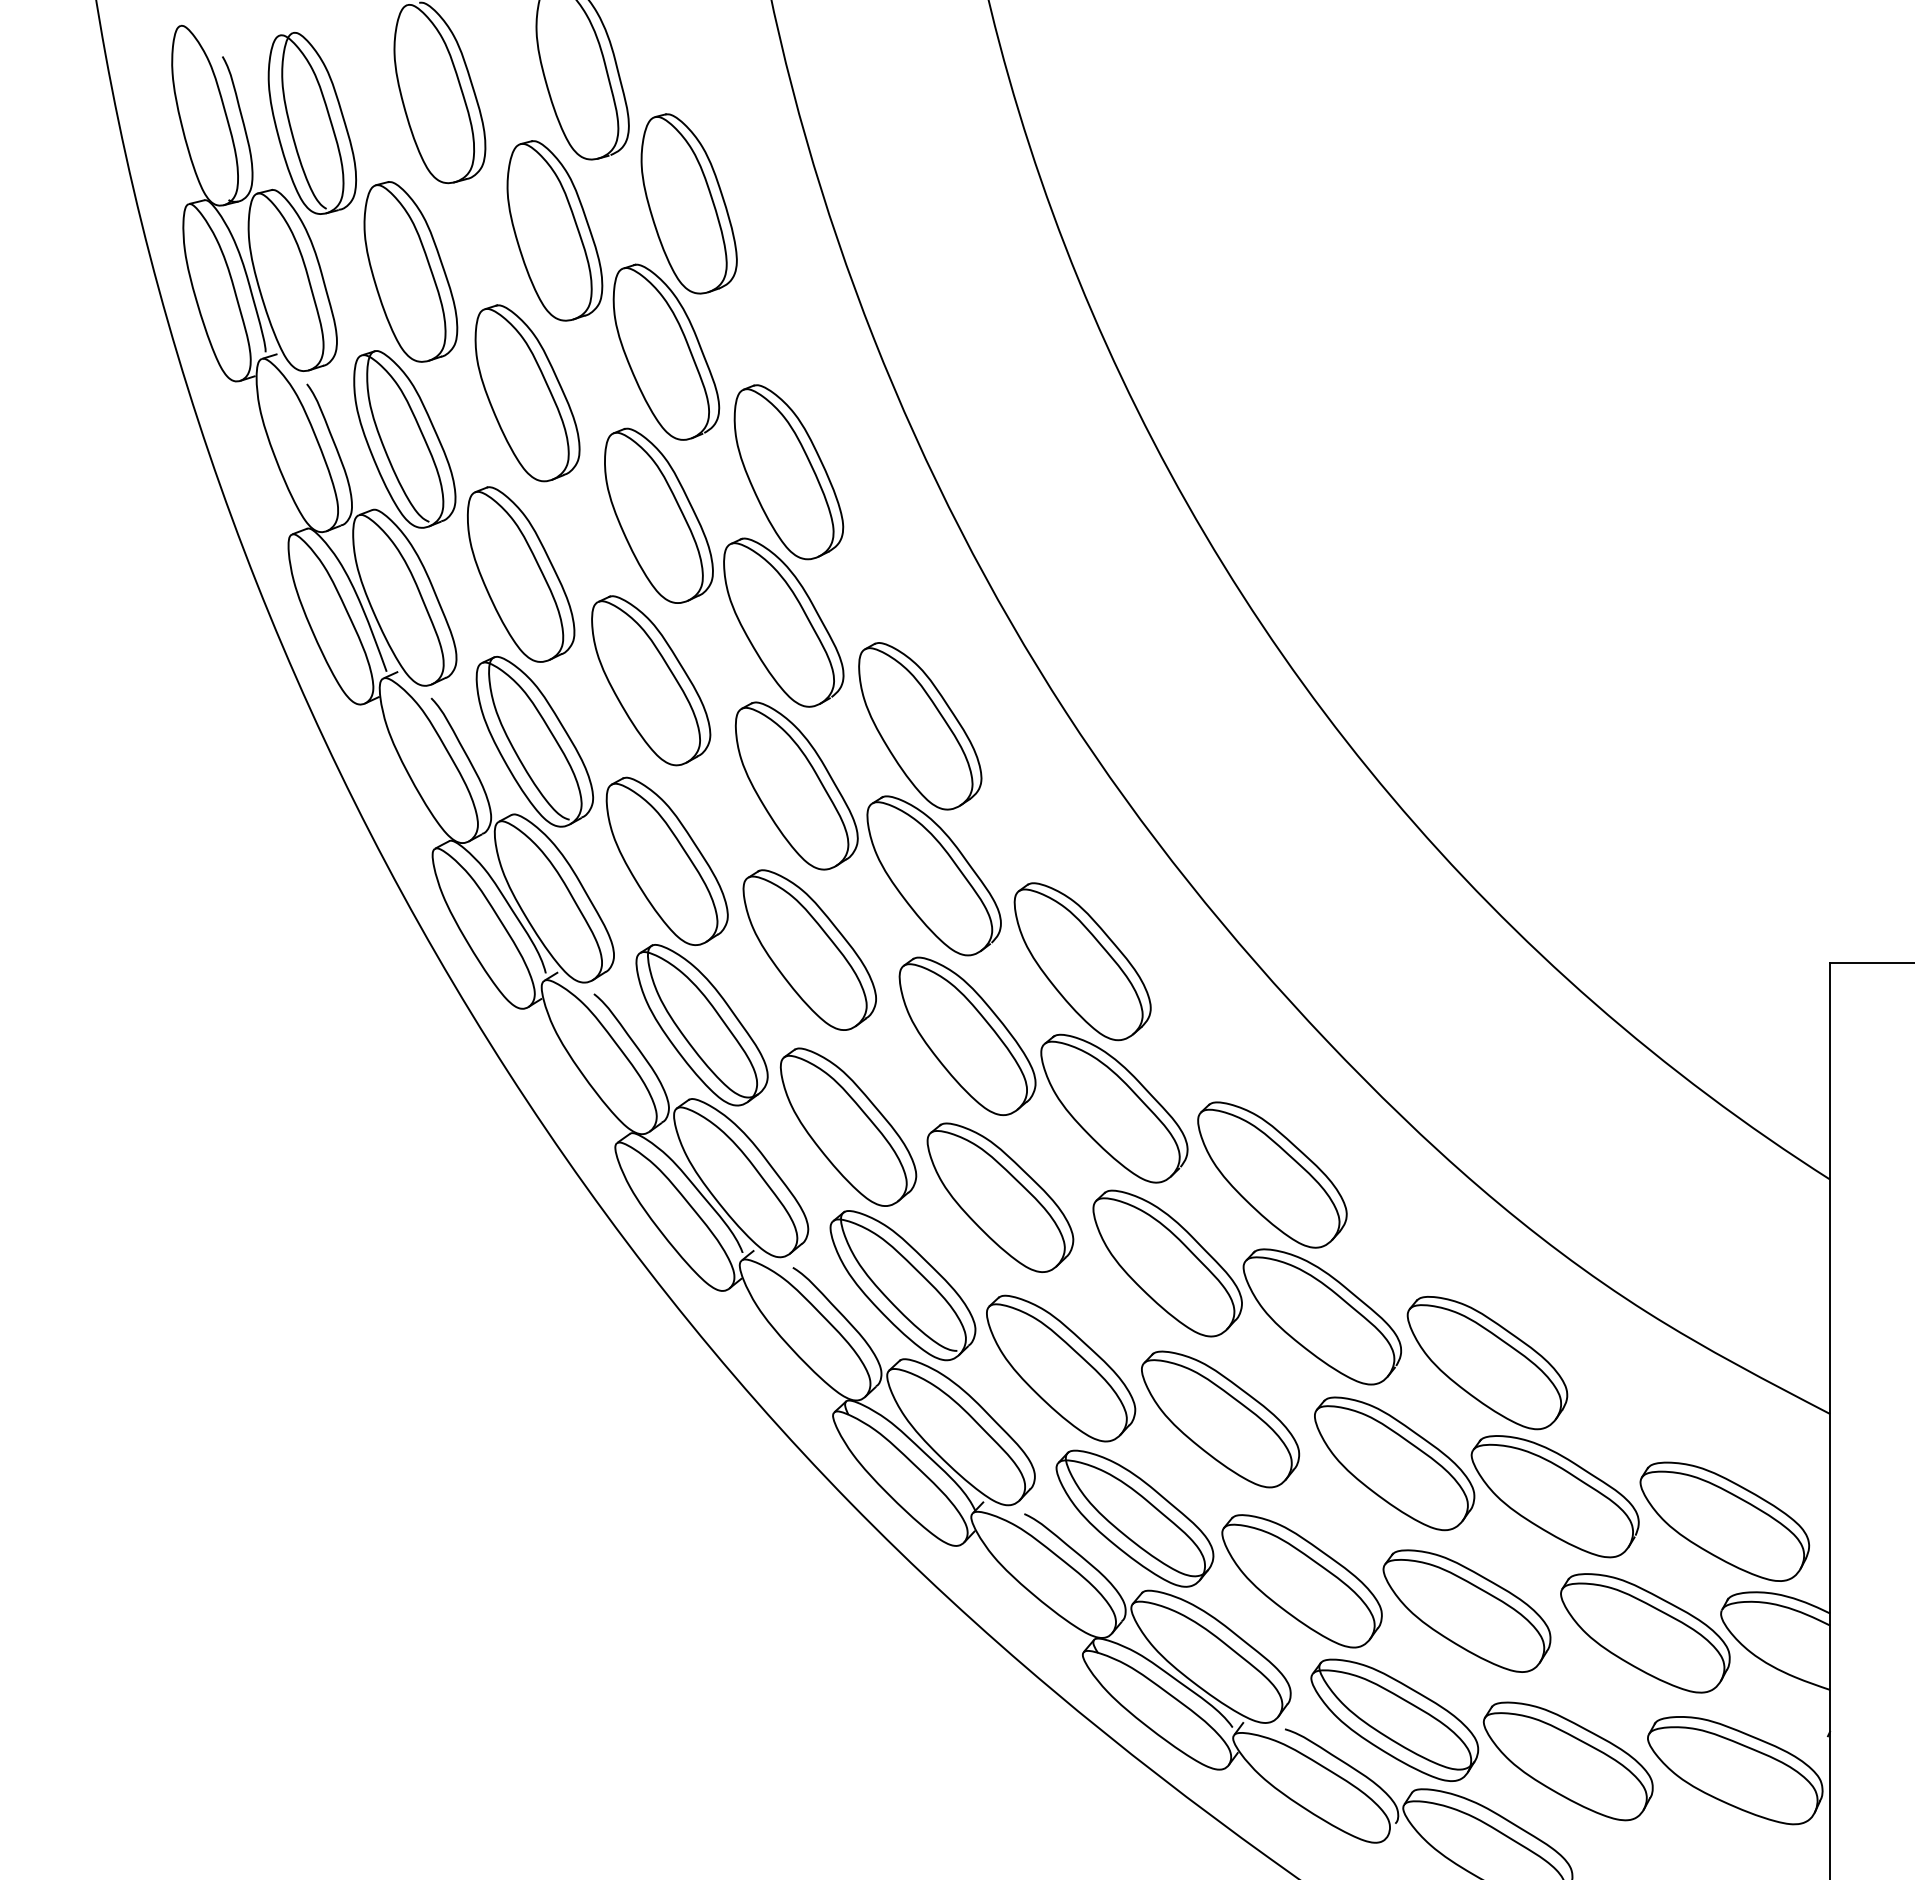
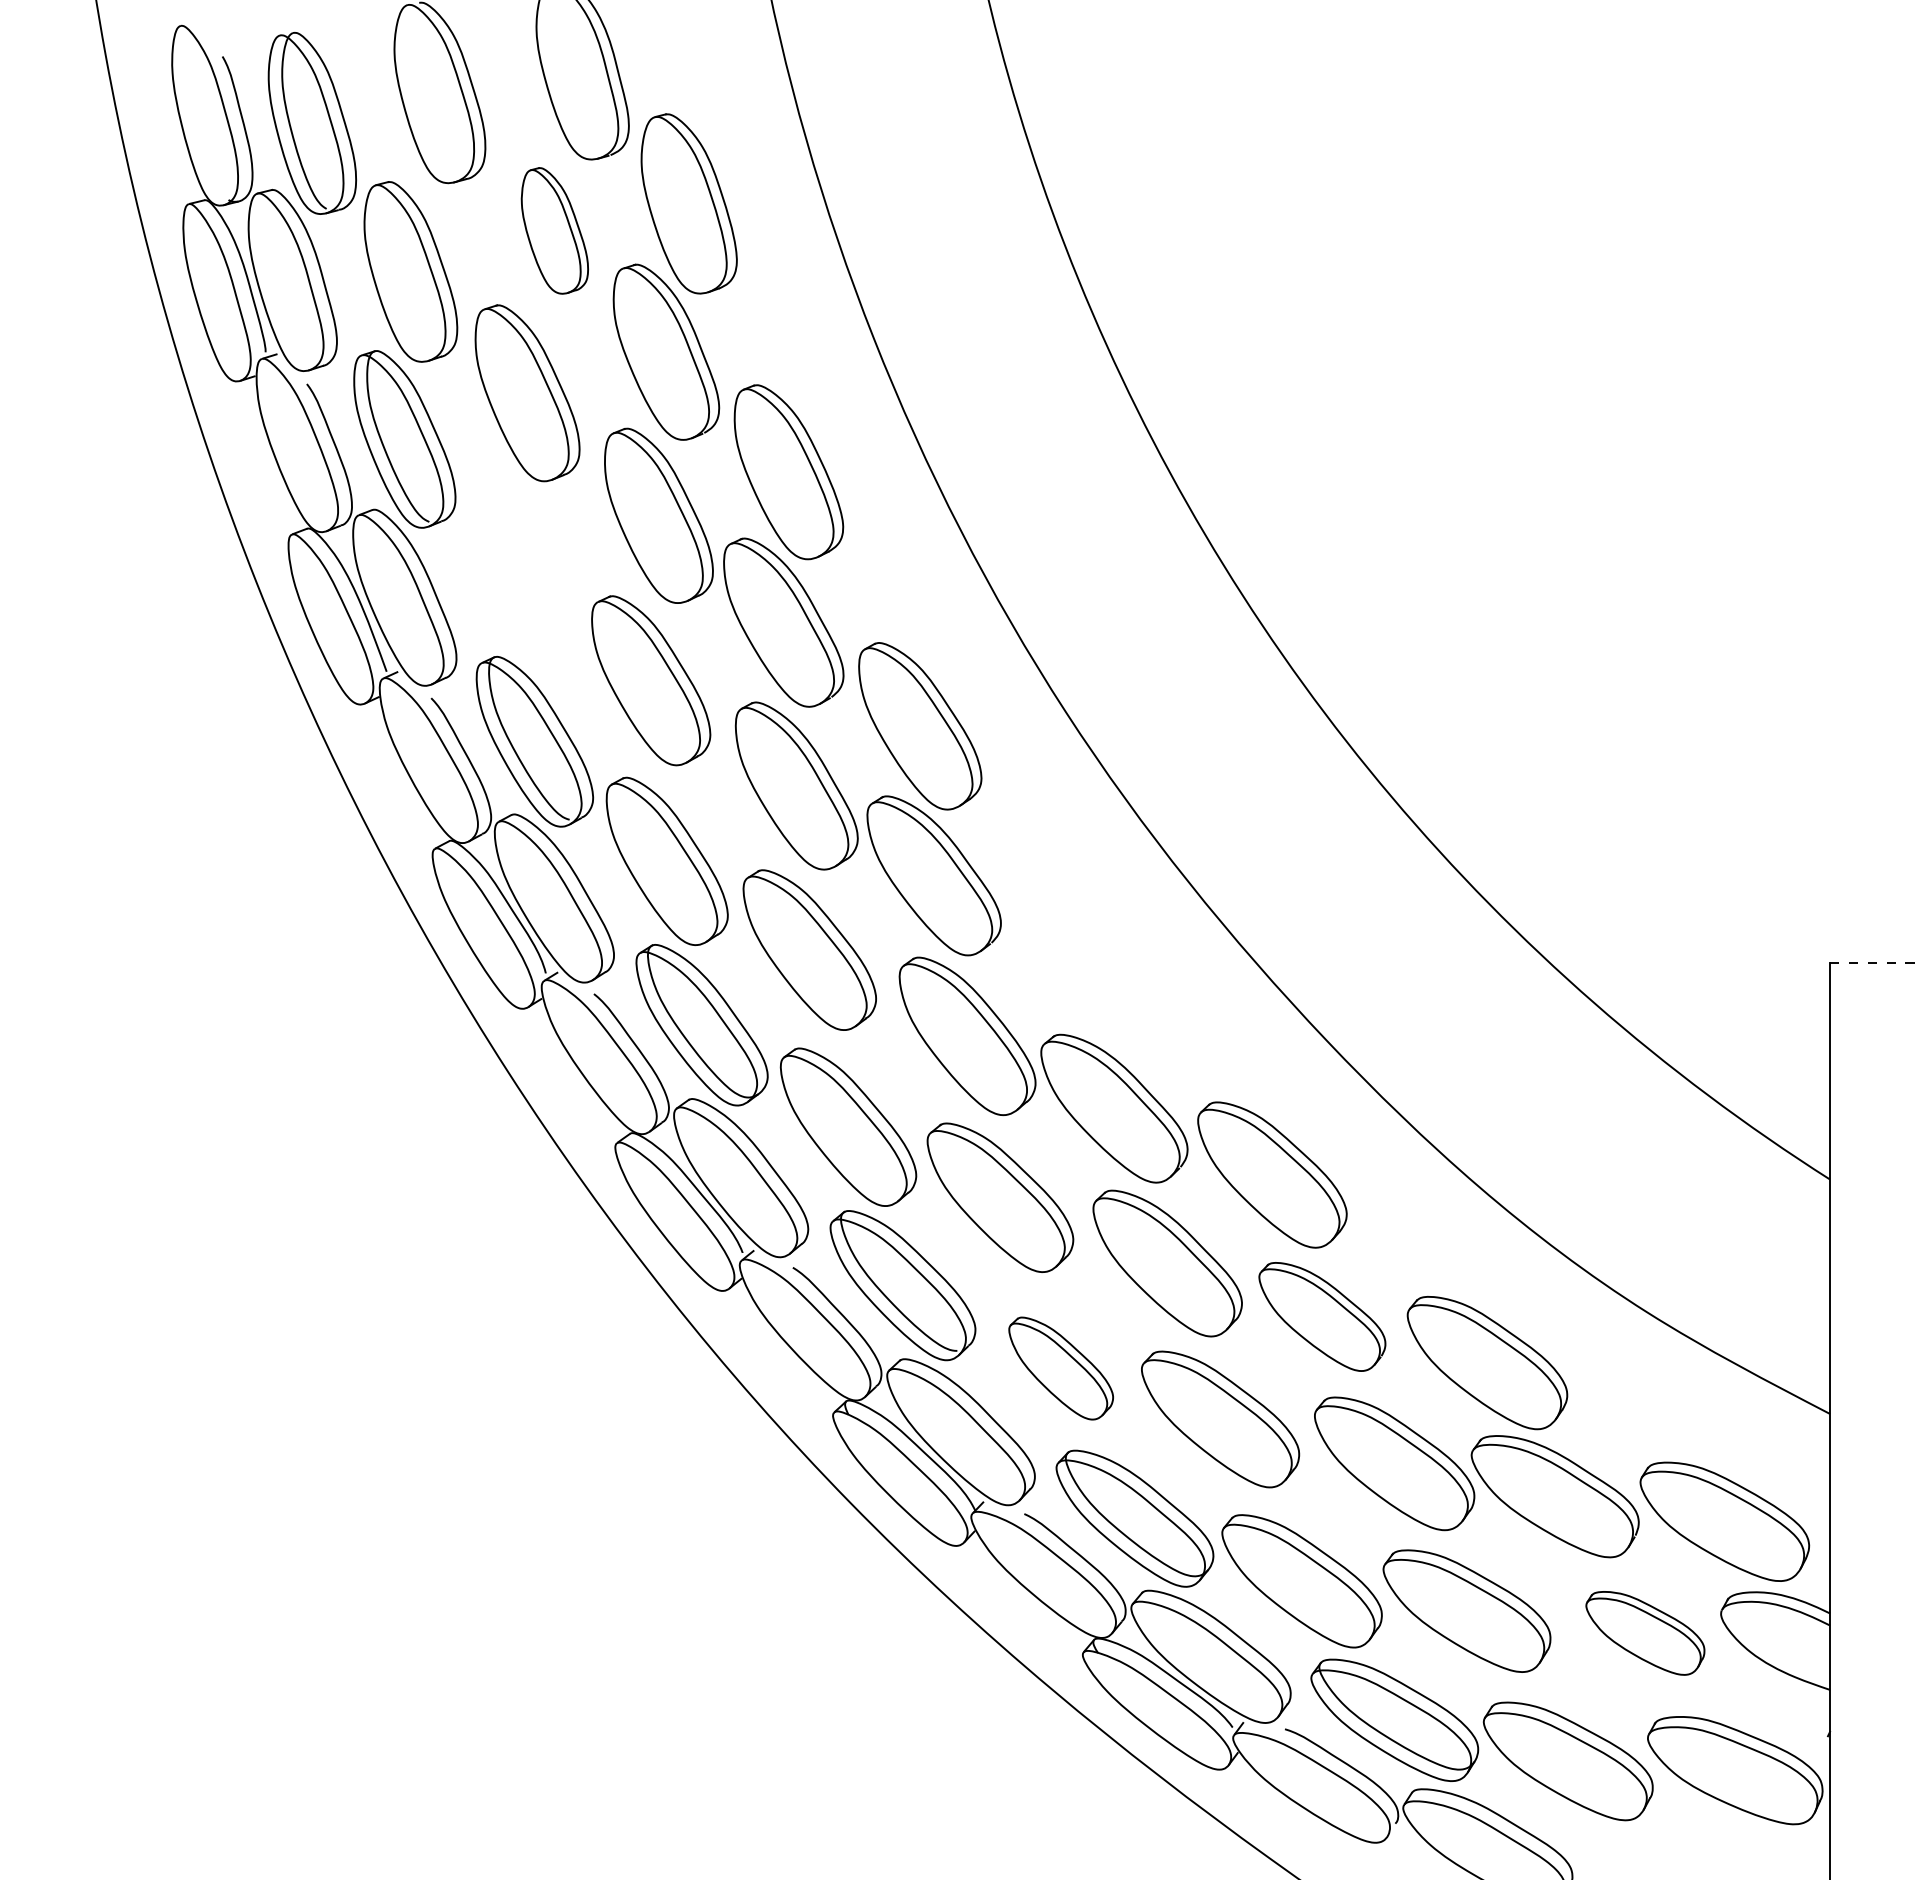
part size: 98x182 px -> 69x128 px (554, 230)
part: present -> none (521, 574)
part: present -> none (1082, 961)
line: solid -> dashed (1872, 963)
part size: 161x138 px -> 129x110 px (1322, 1316)
part size: 151x149 px -> 106x105 px (1060, 1368)
part size: 171x121 px -> 121x85 px (1645, 1633)
